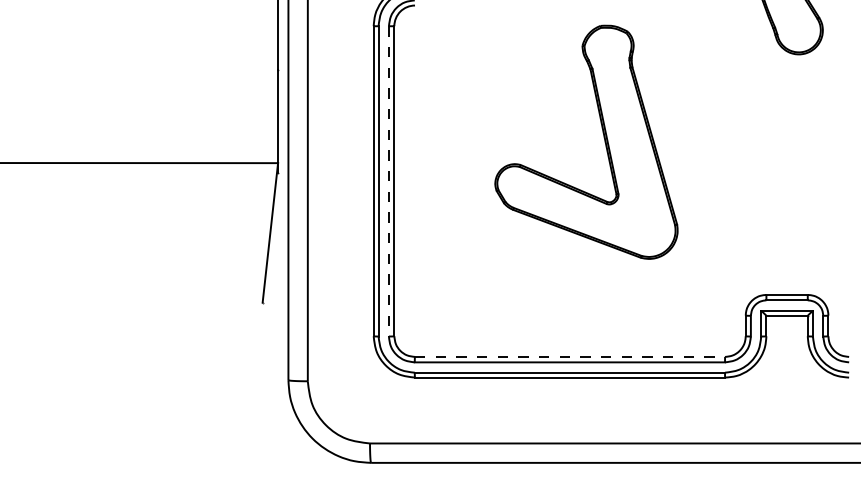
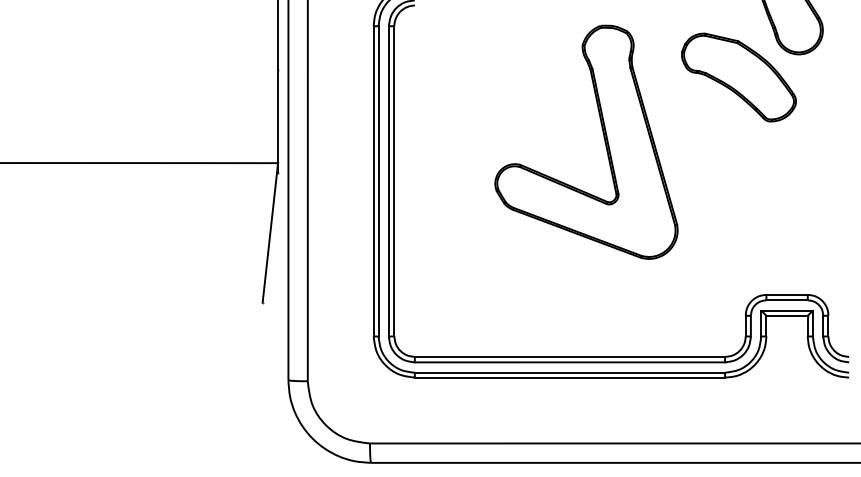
part: none -> present (738, 77)
line: dashed -> solid (388, 181)
line: dashed -> solid (570, 356)
